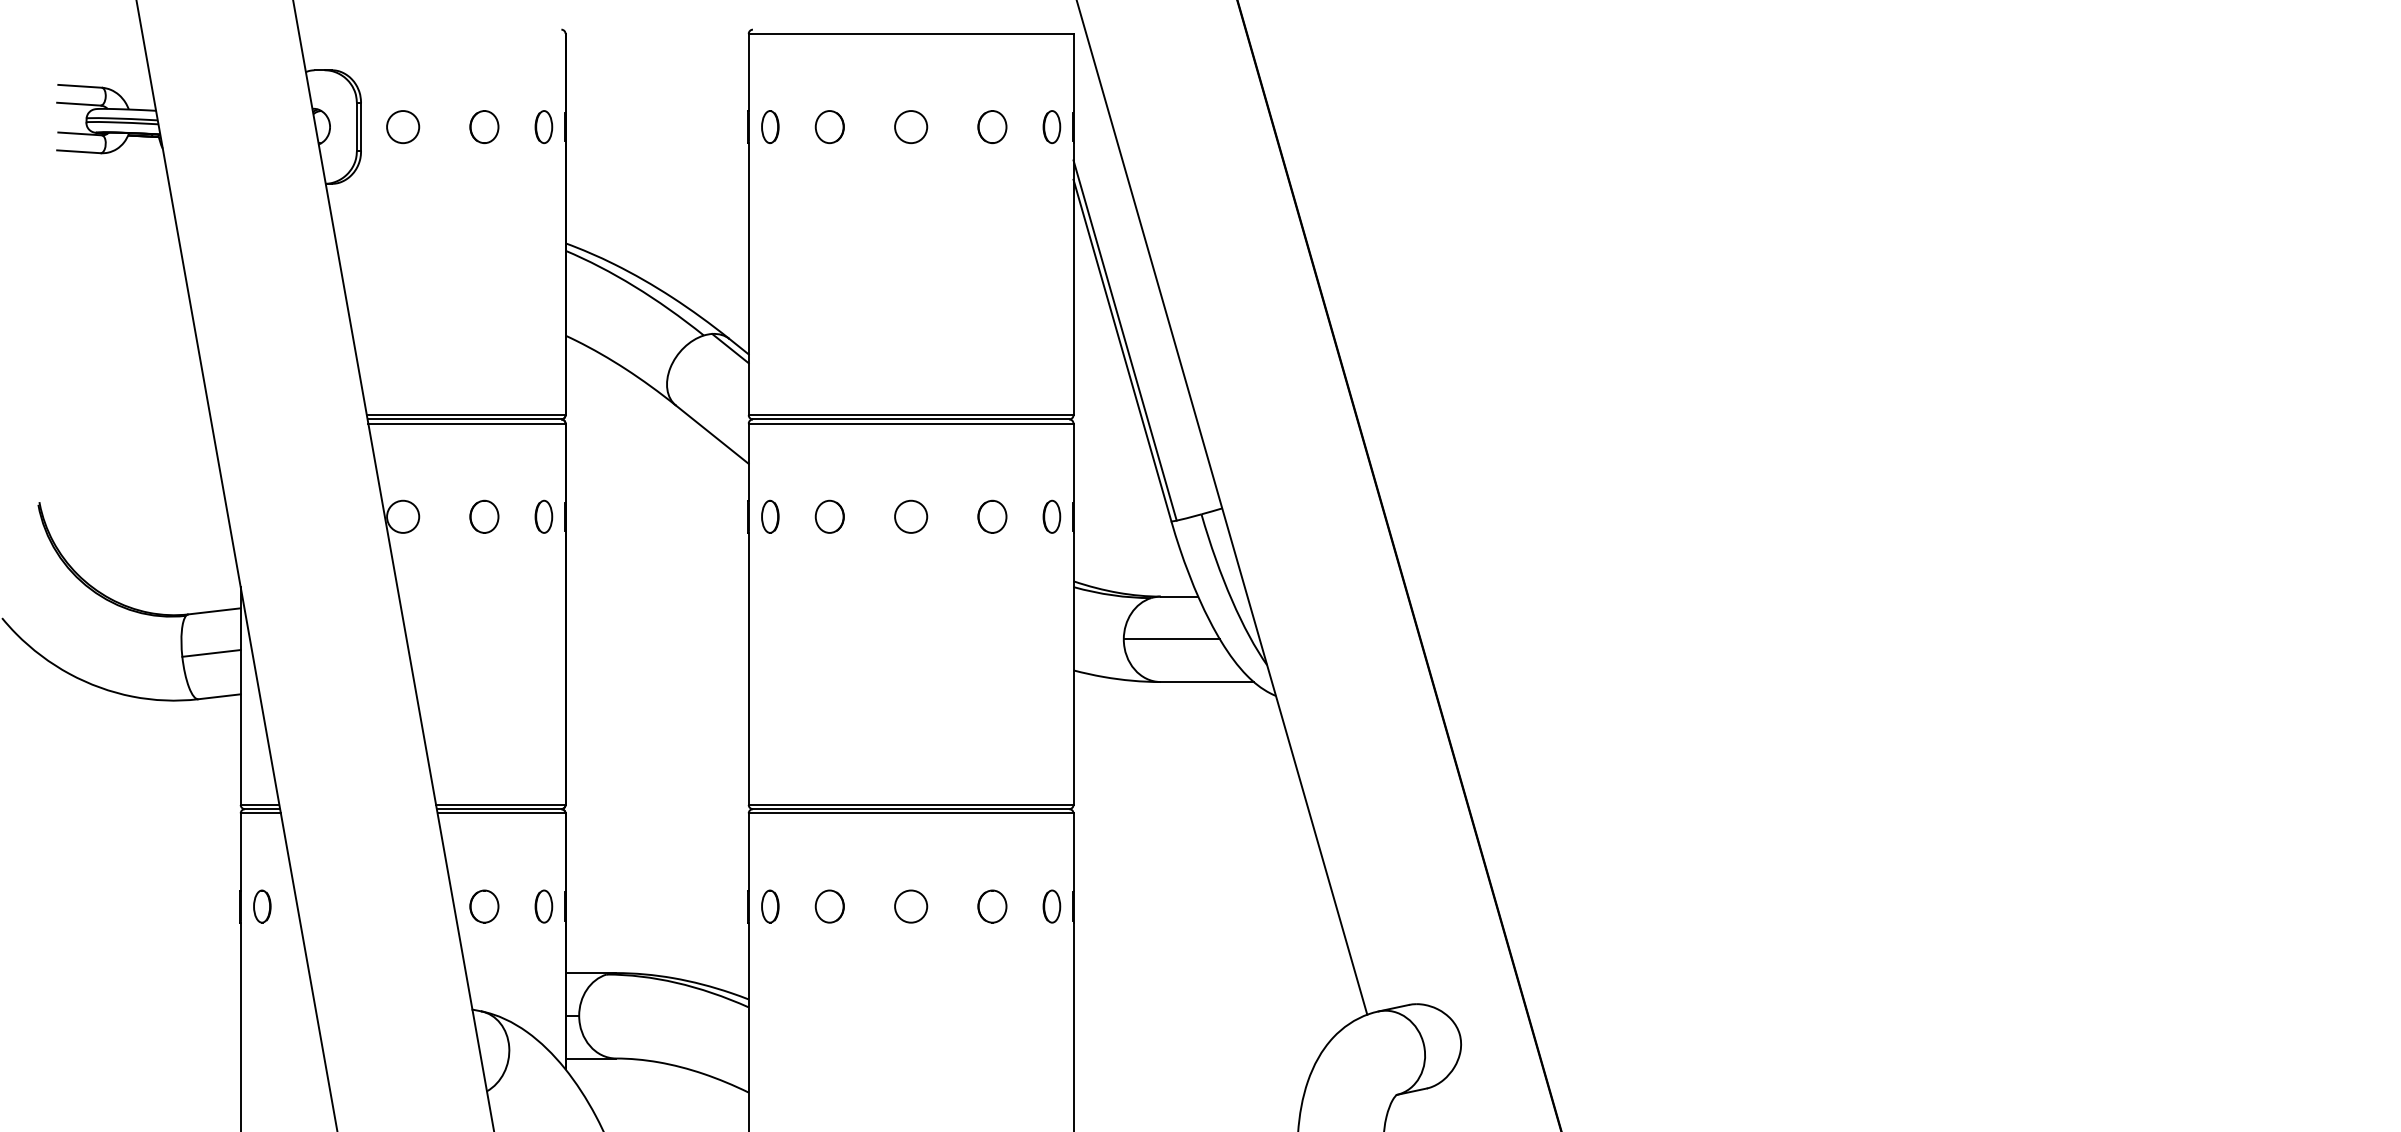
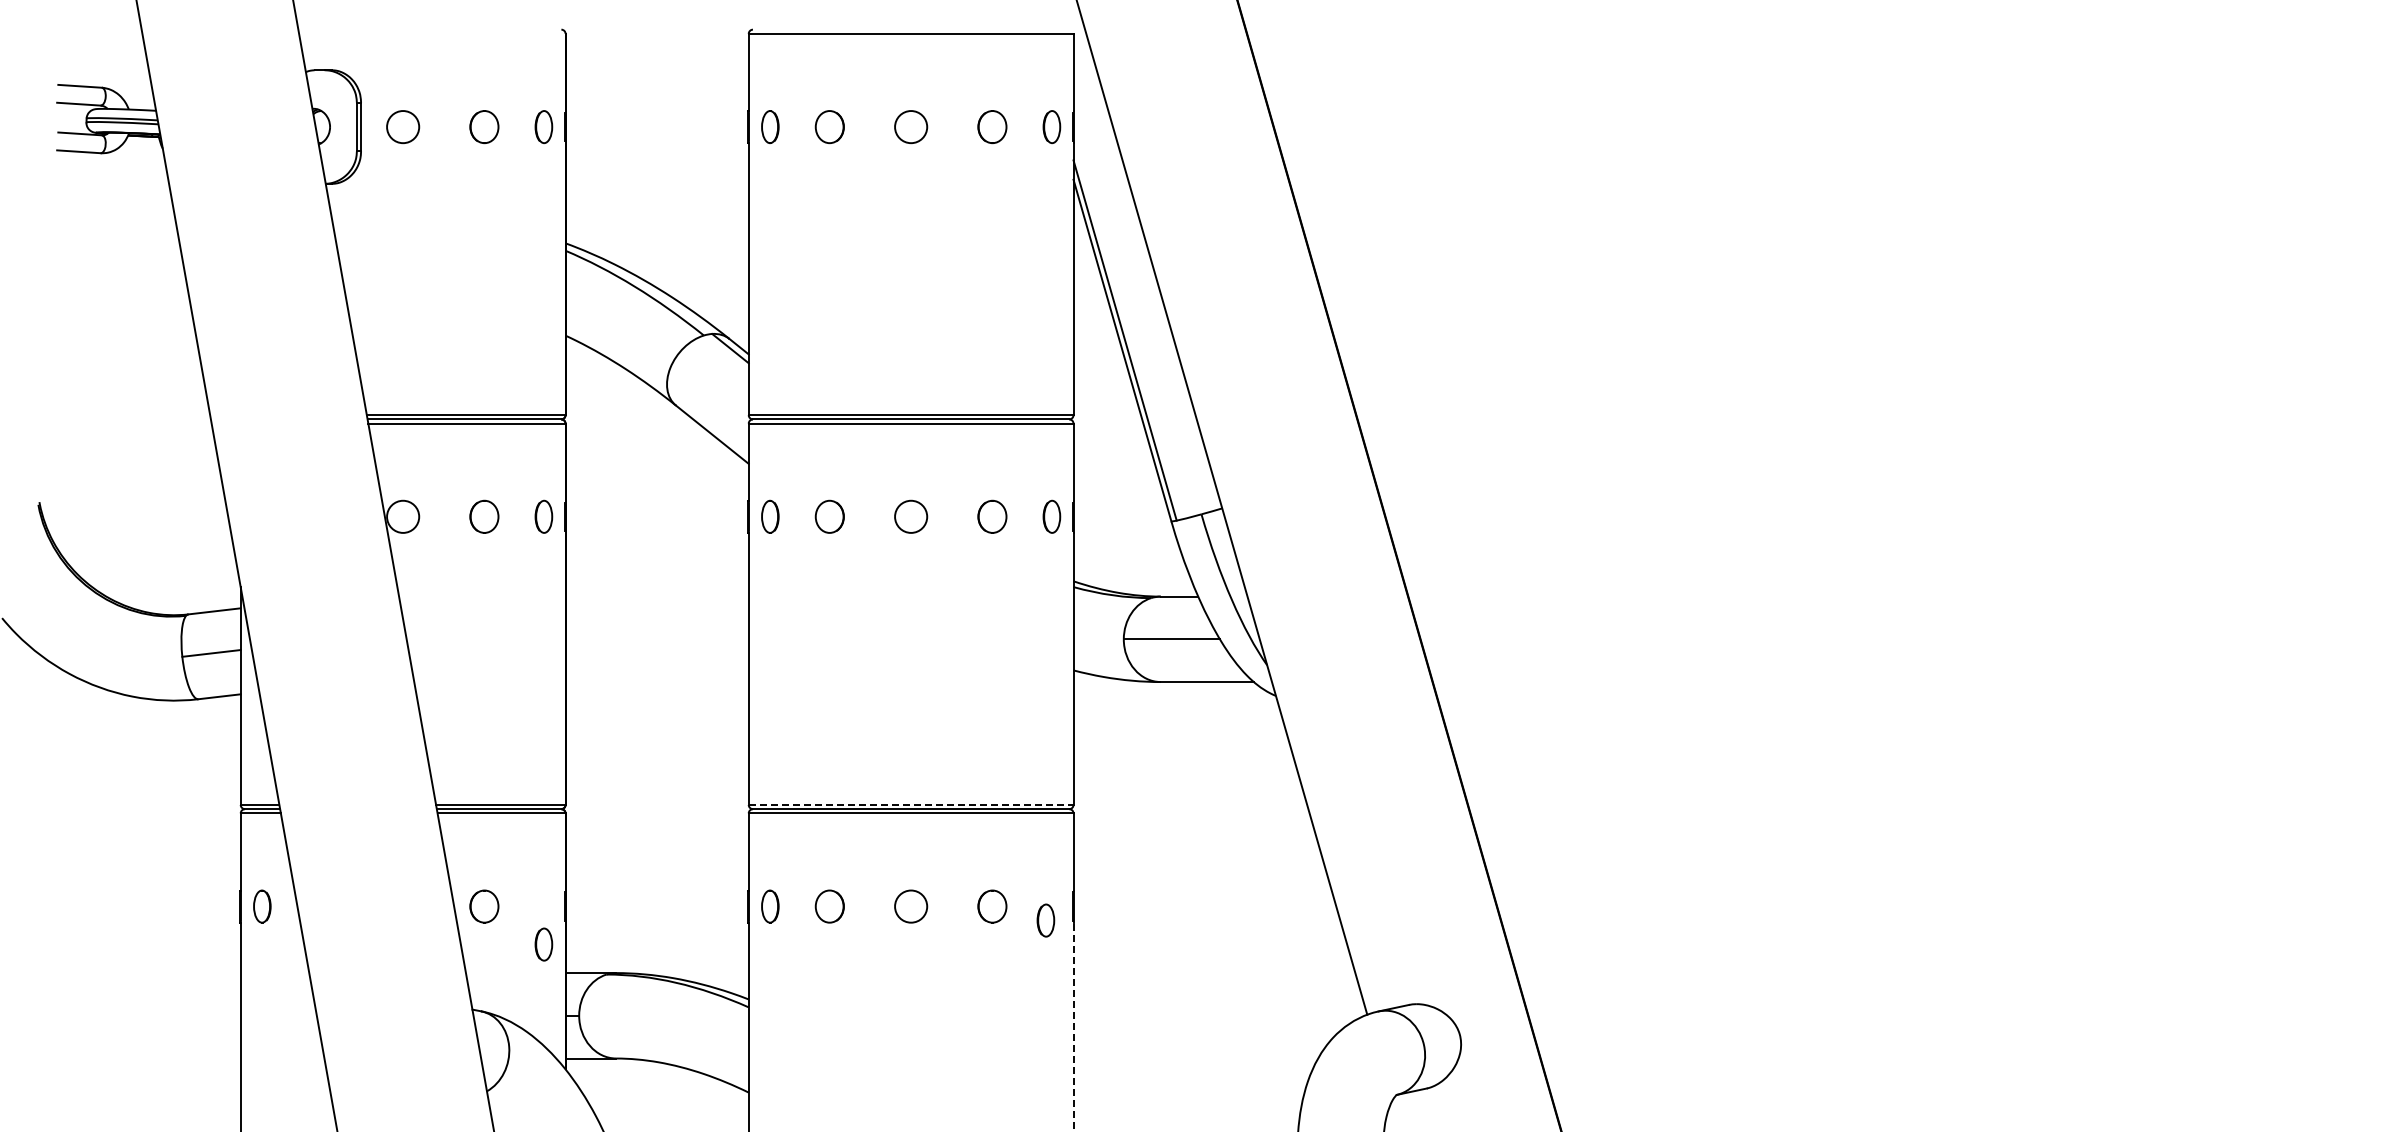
line: solid -> dashed (911, 804)
part position: (543, 906) -> (543, 944) (543, 944)
part position: (1051, 906) -> (1045, 920) (1045, 920)
line: solid -> dashed (1073, 1027)
